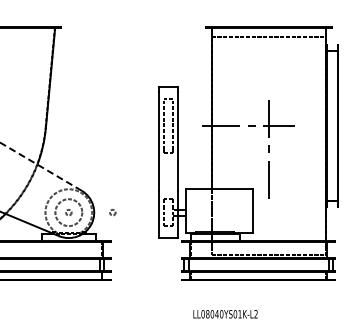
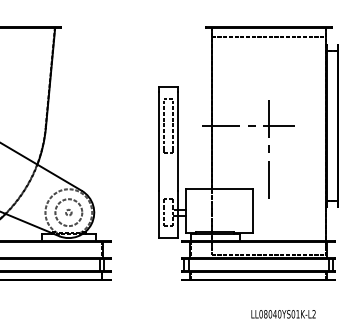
line: dashed -> solid (40, 166)
circle: present -> none (112, 211)
text position: (225, 314) -> (283, 314) (283, 314)
